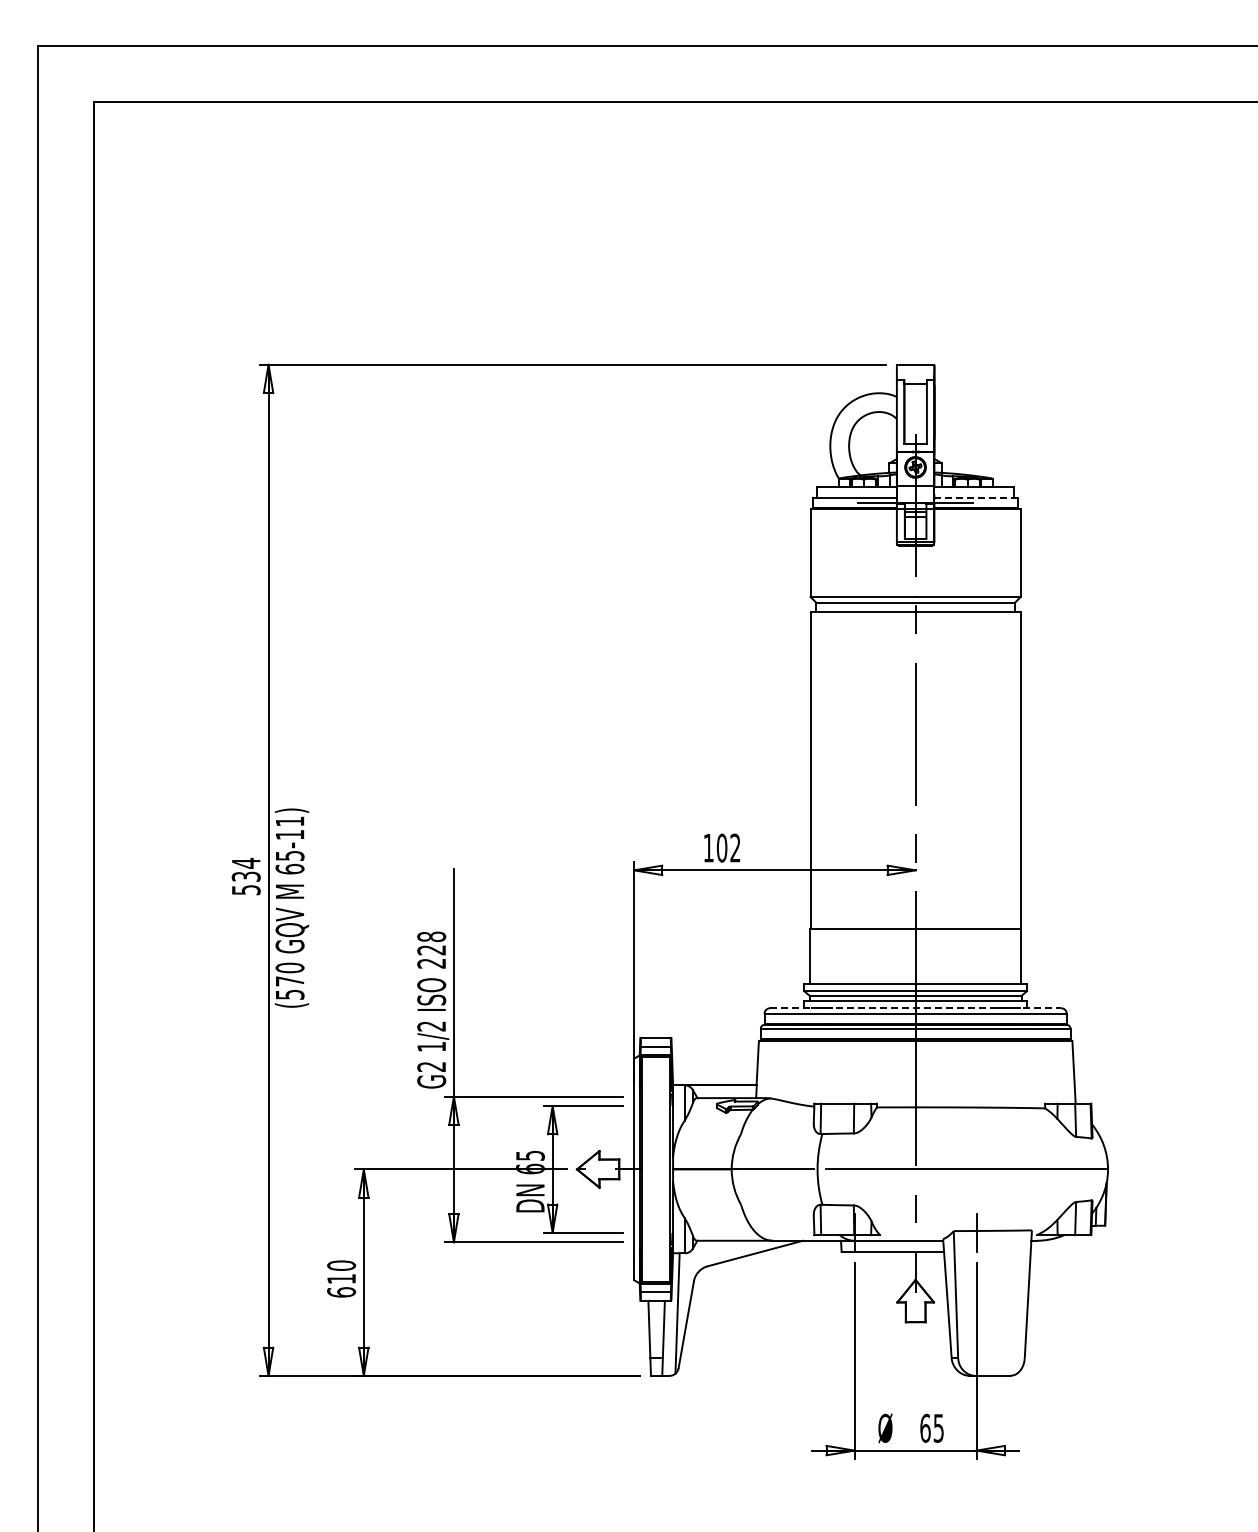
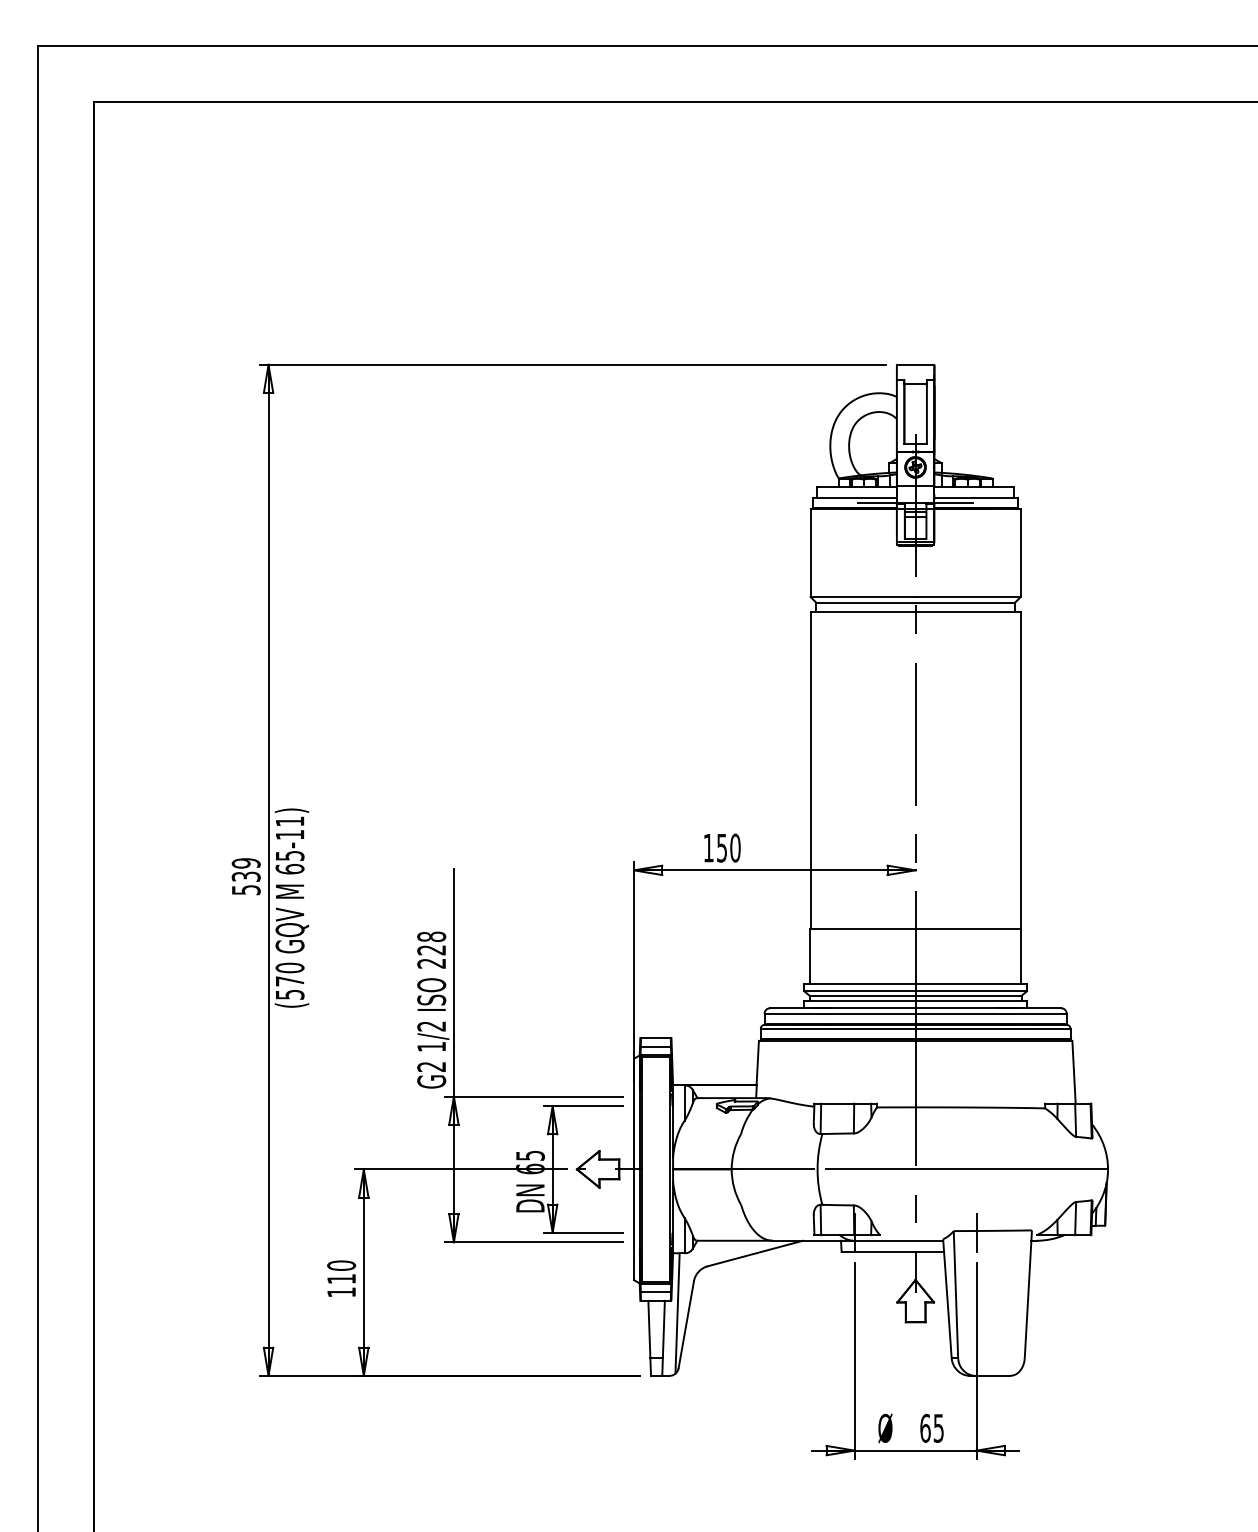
line: dashed -> solid (976, 498)
text: 102 -> 150 (728, 847)
text: 534 -> 539 (245, 862)
line: dashed -> solid (916, 1008)
text: 610 -> 110 (341, 1292)
